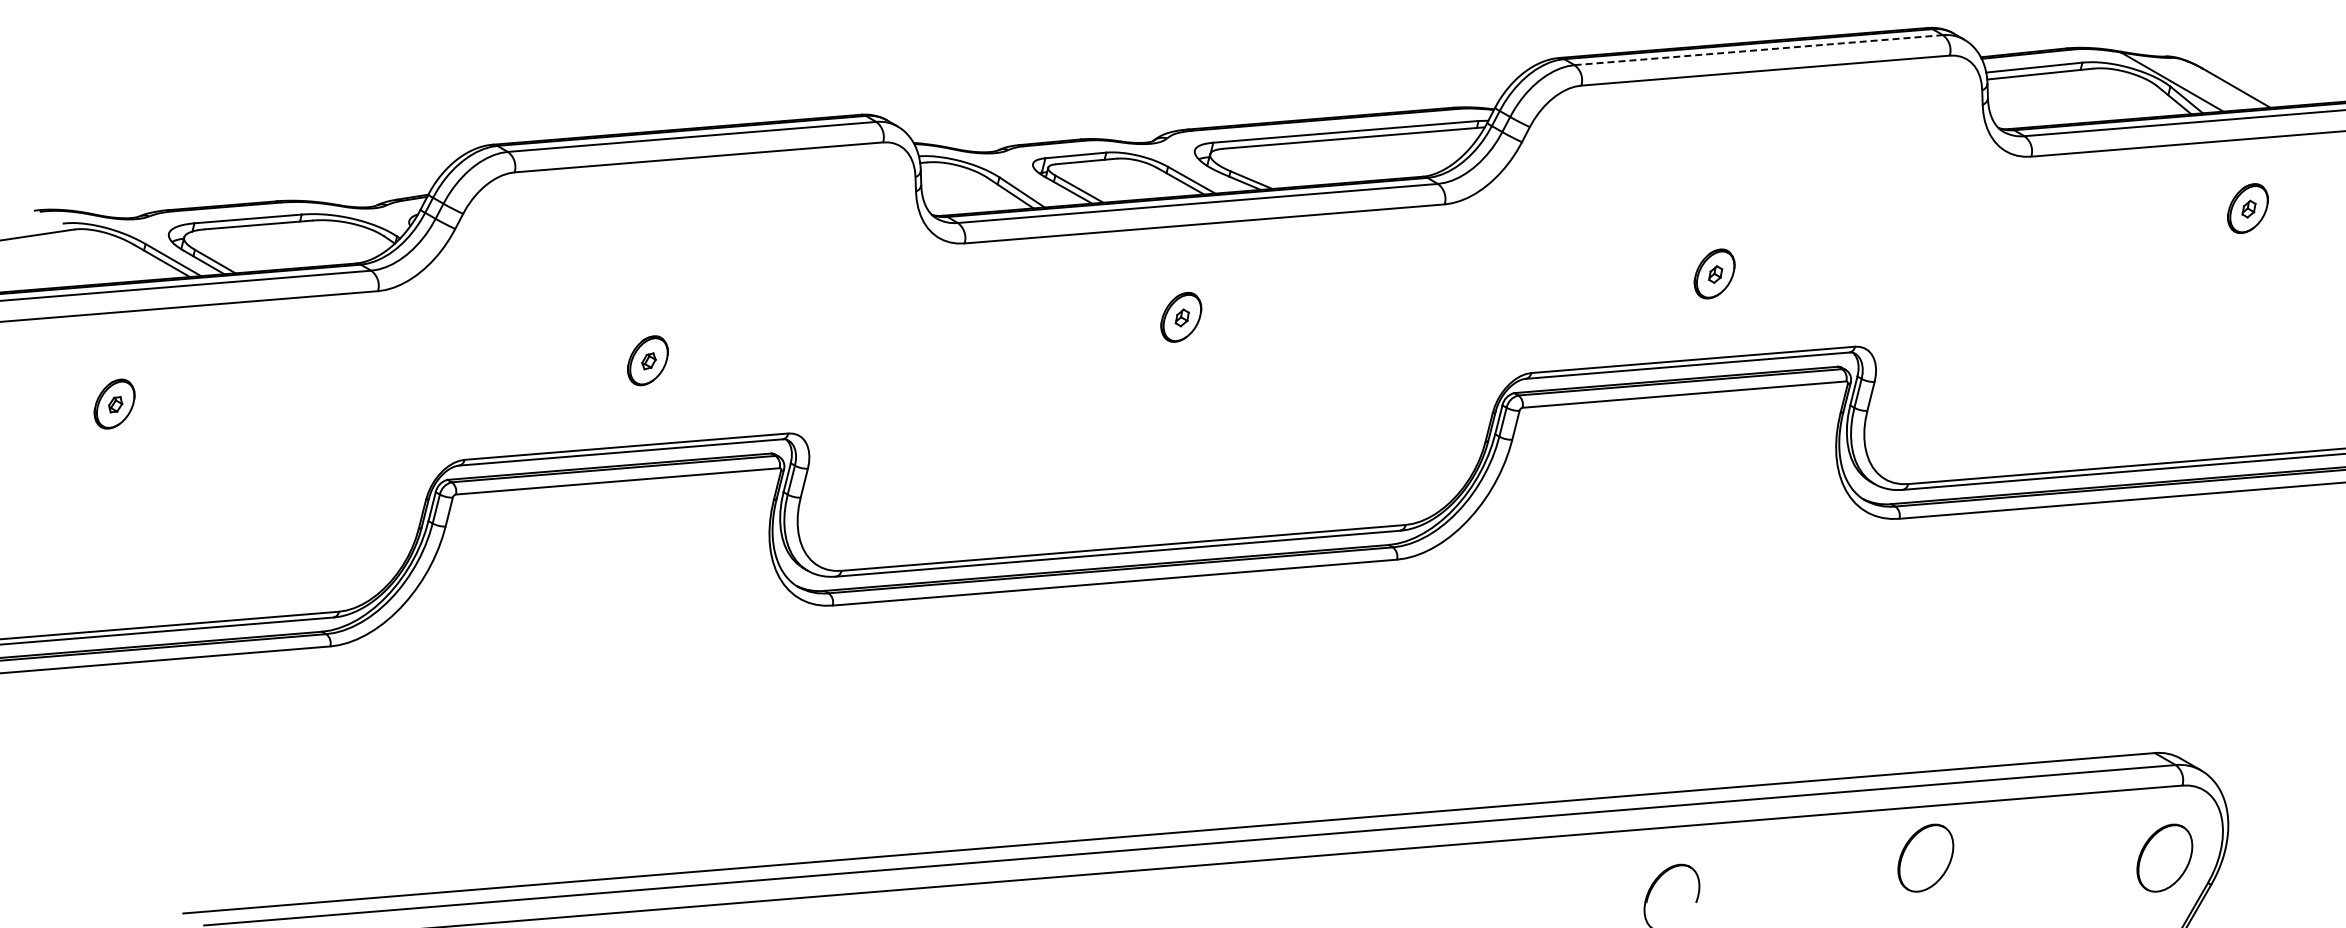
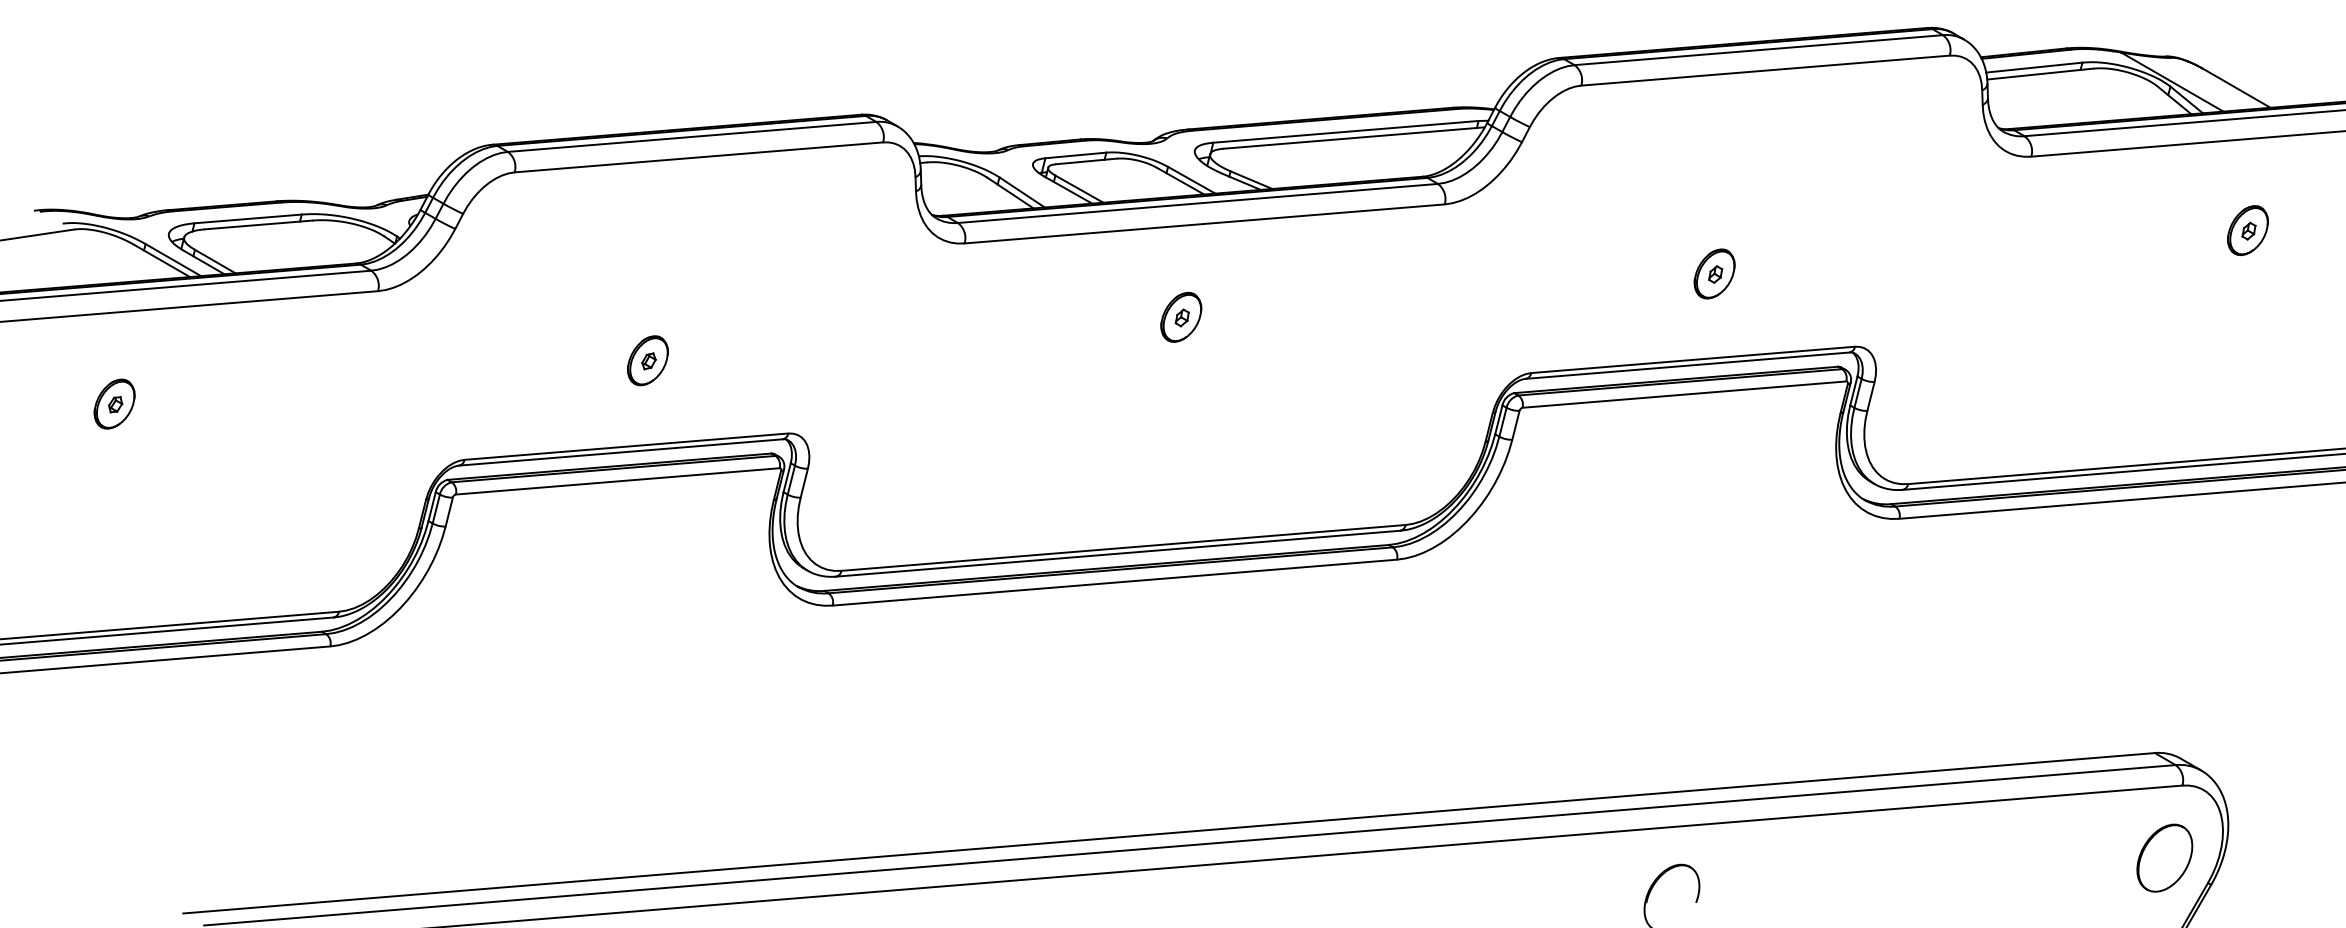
line: dashed -> solid (1758, 50)
part position: (2247, 208) -> (2247, 230) (2247, 230)
part: present -> none (1925, 857)
